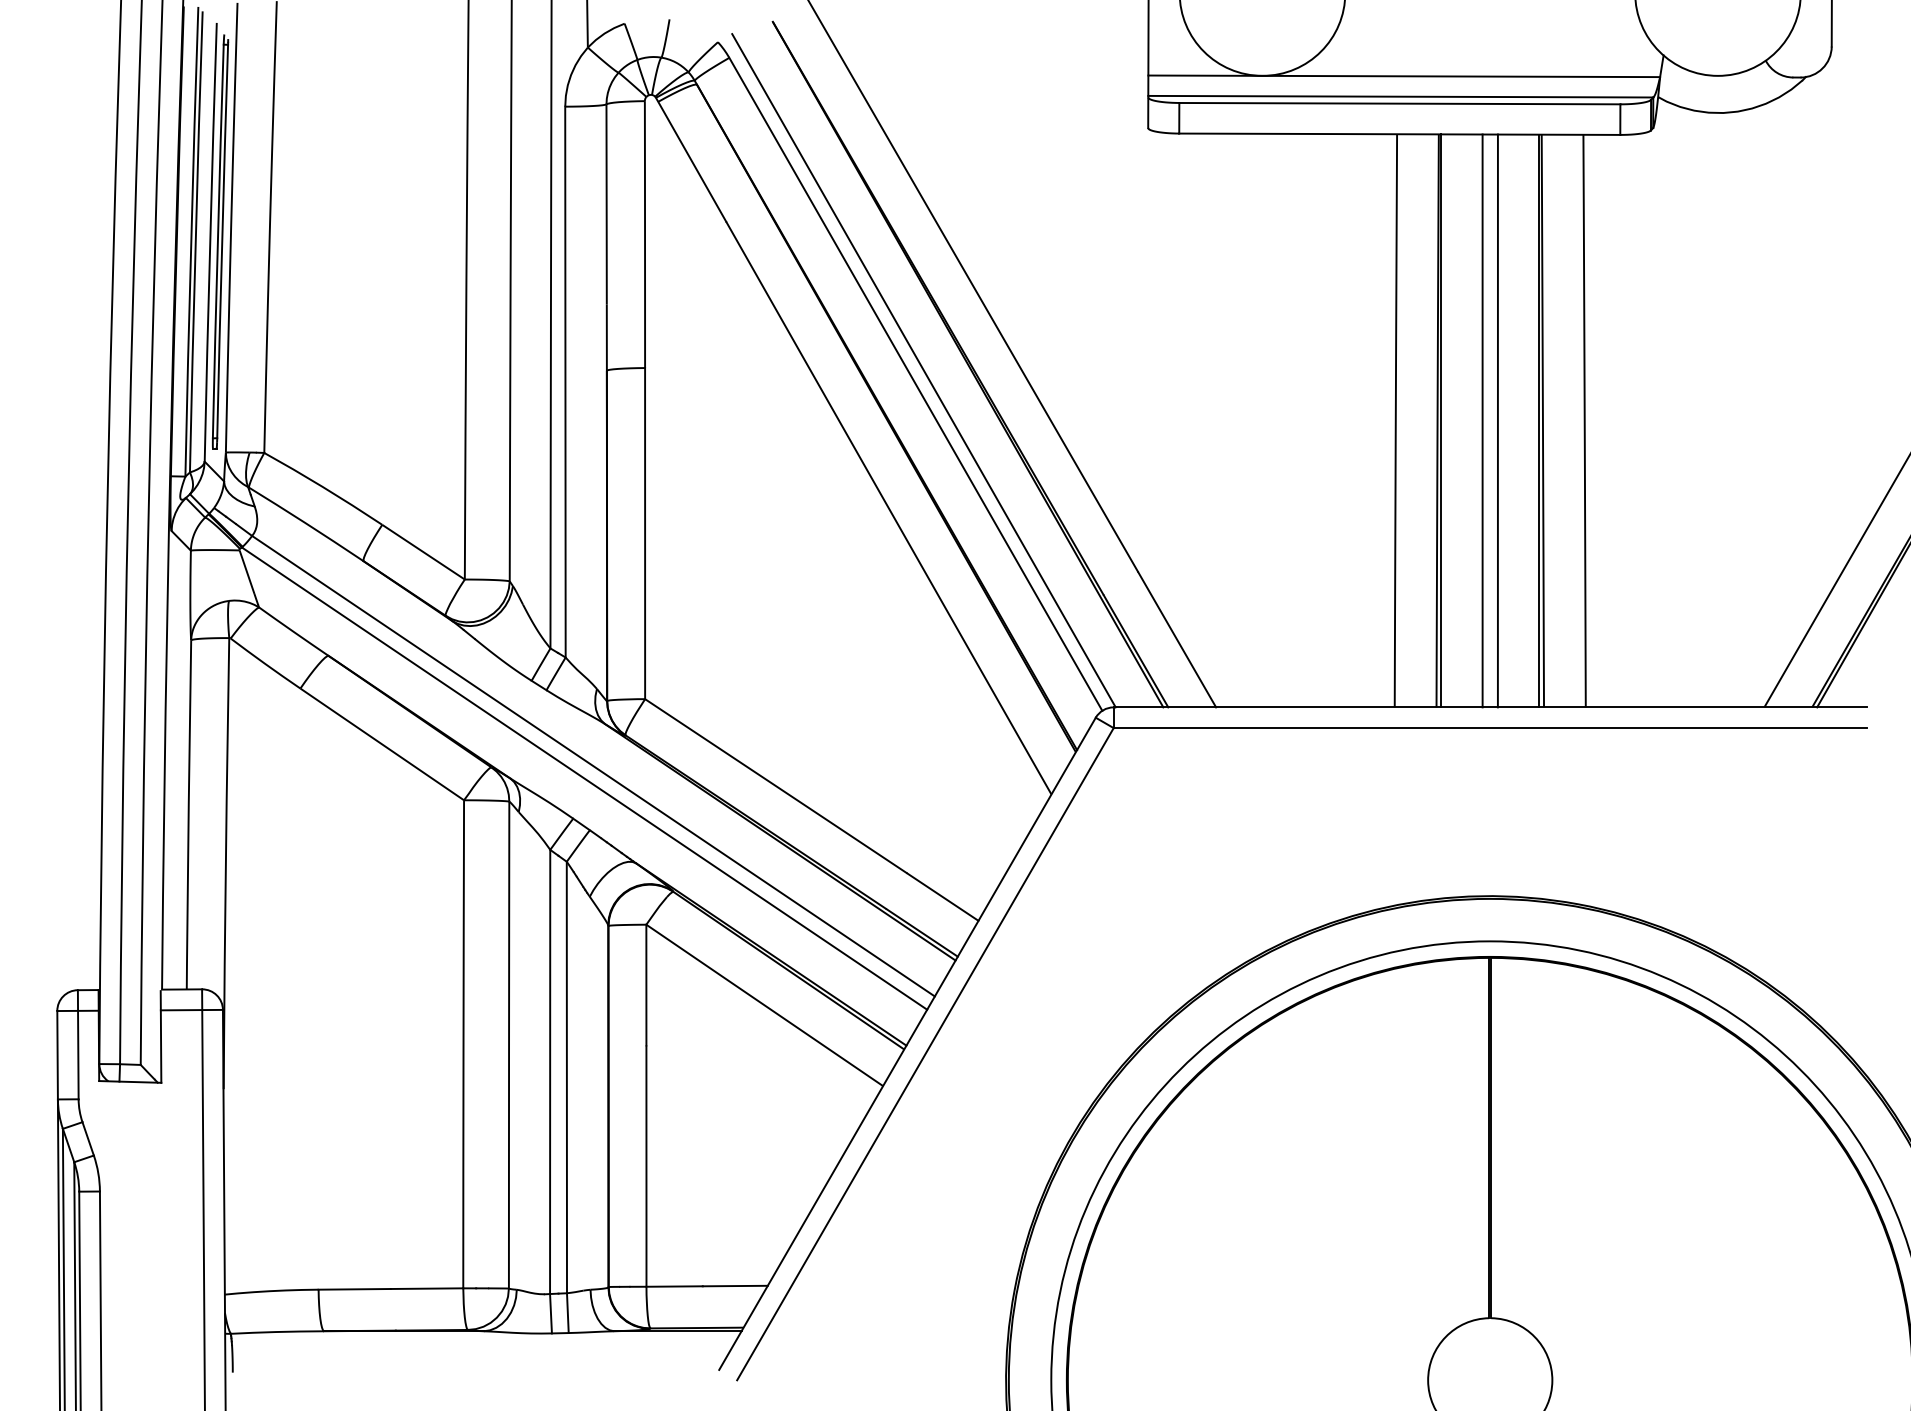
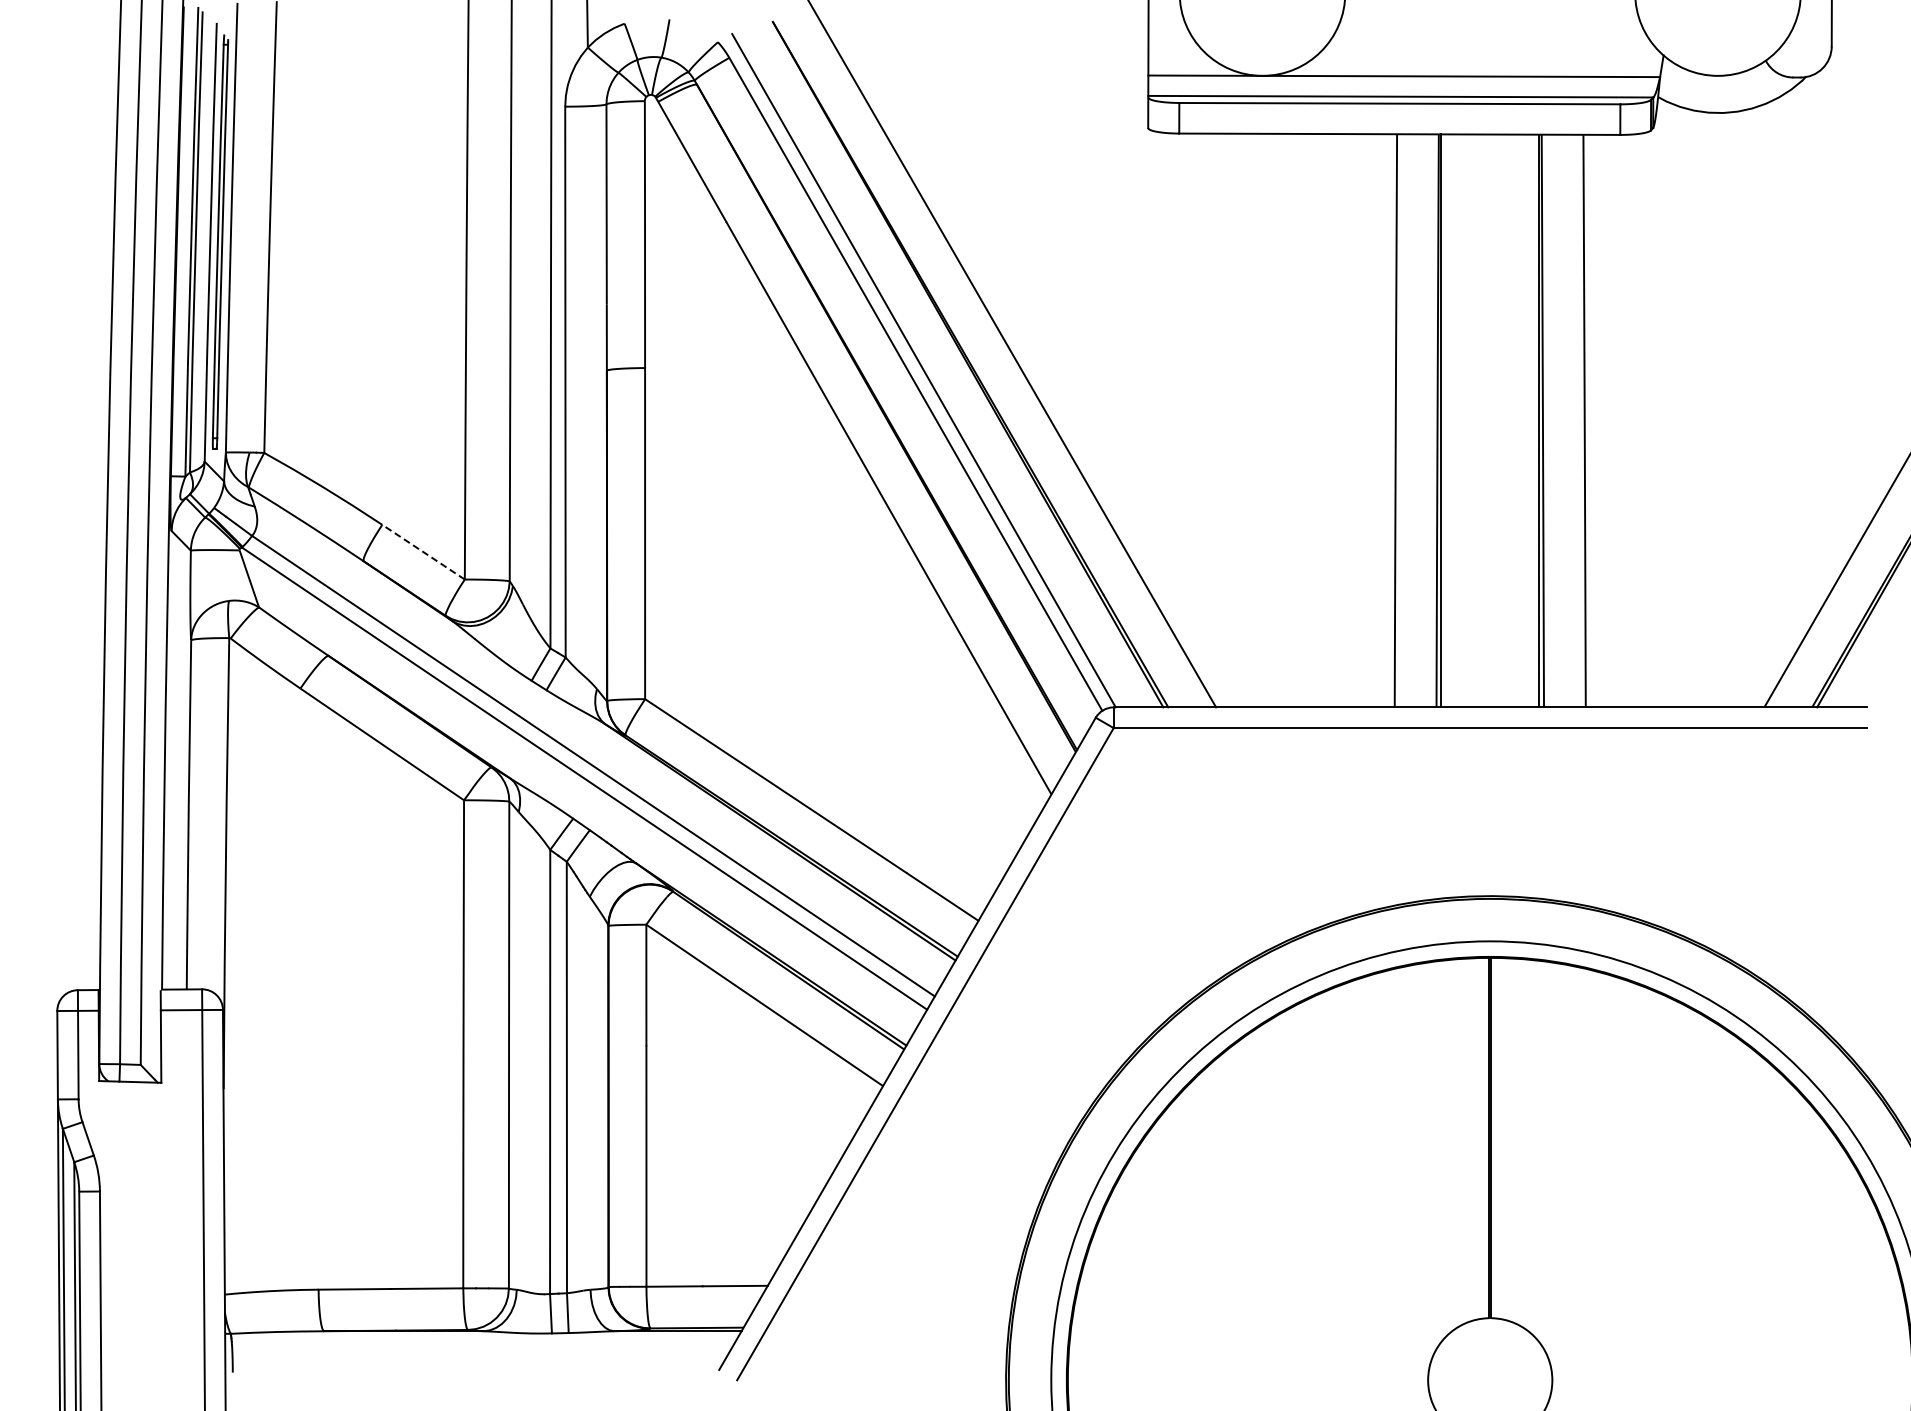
line: present -> none (1482, 420)
line: present -> none (1497, 420)
line: solid -> dashed (423, 552)
